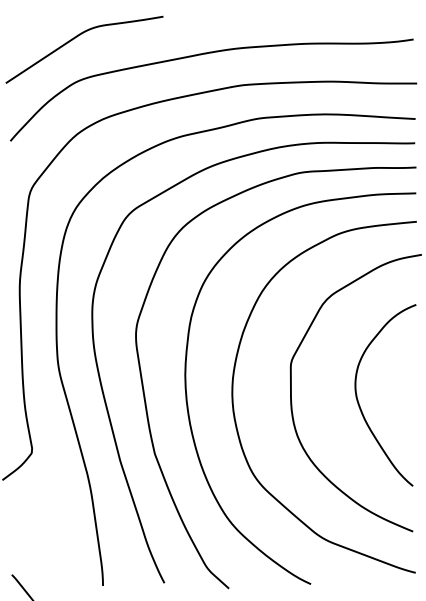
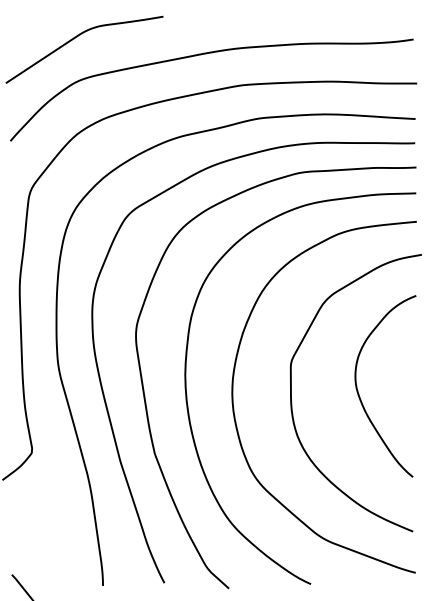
curve position: (359, 402) -> (359, 393) (359, 393)
